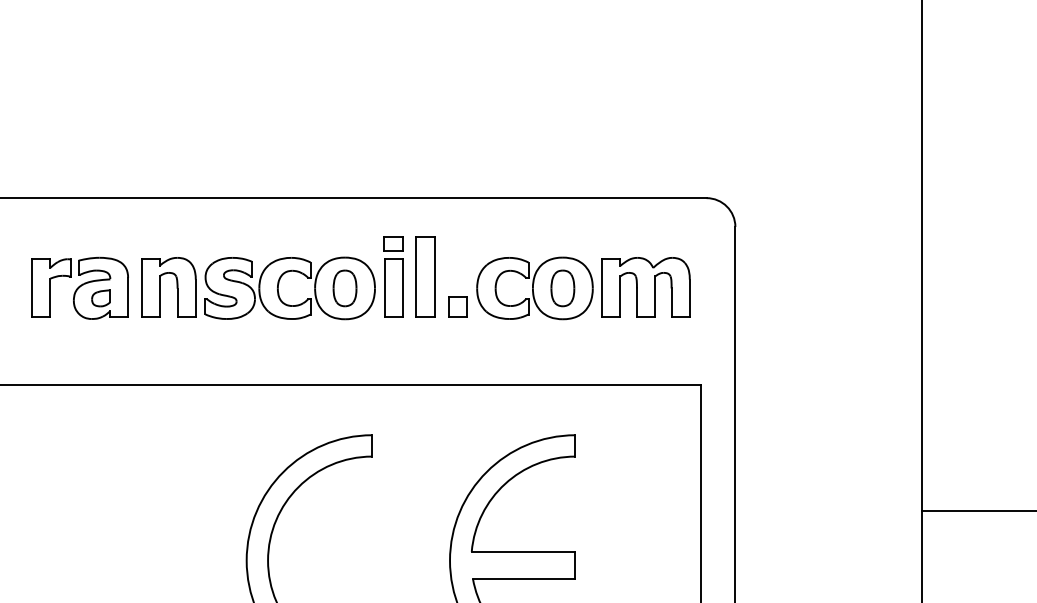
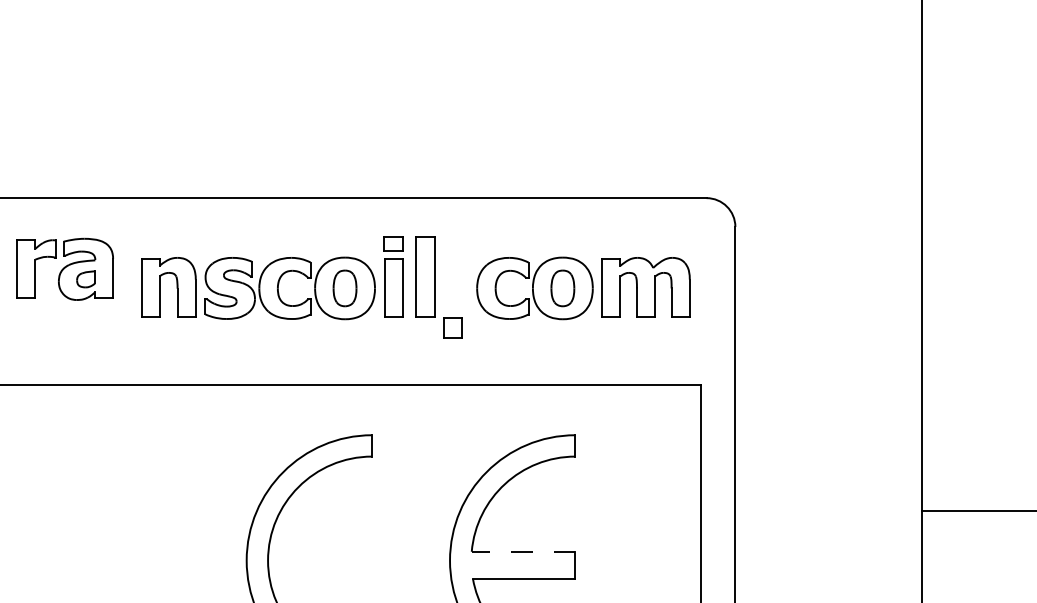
part position: (79, 287) -> (64, 268) (64, 268)
part position: (457, 306) -> (452, 327) (452, 327)
line: solid -> dashed (523, 551)
